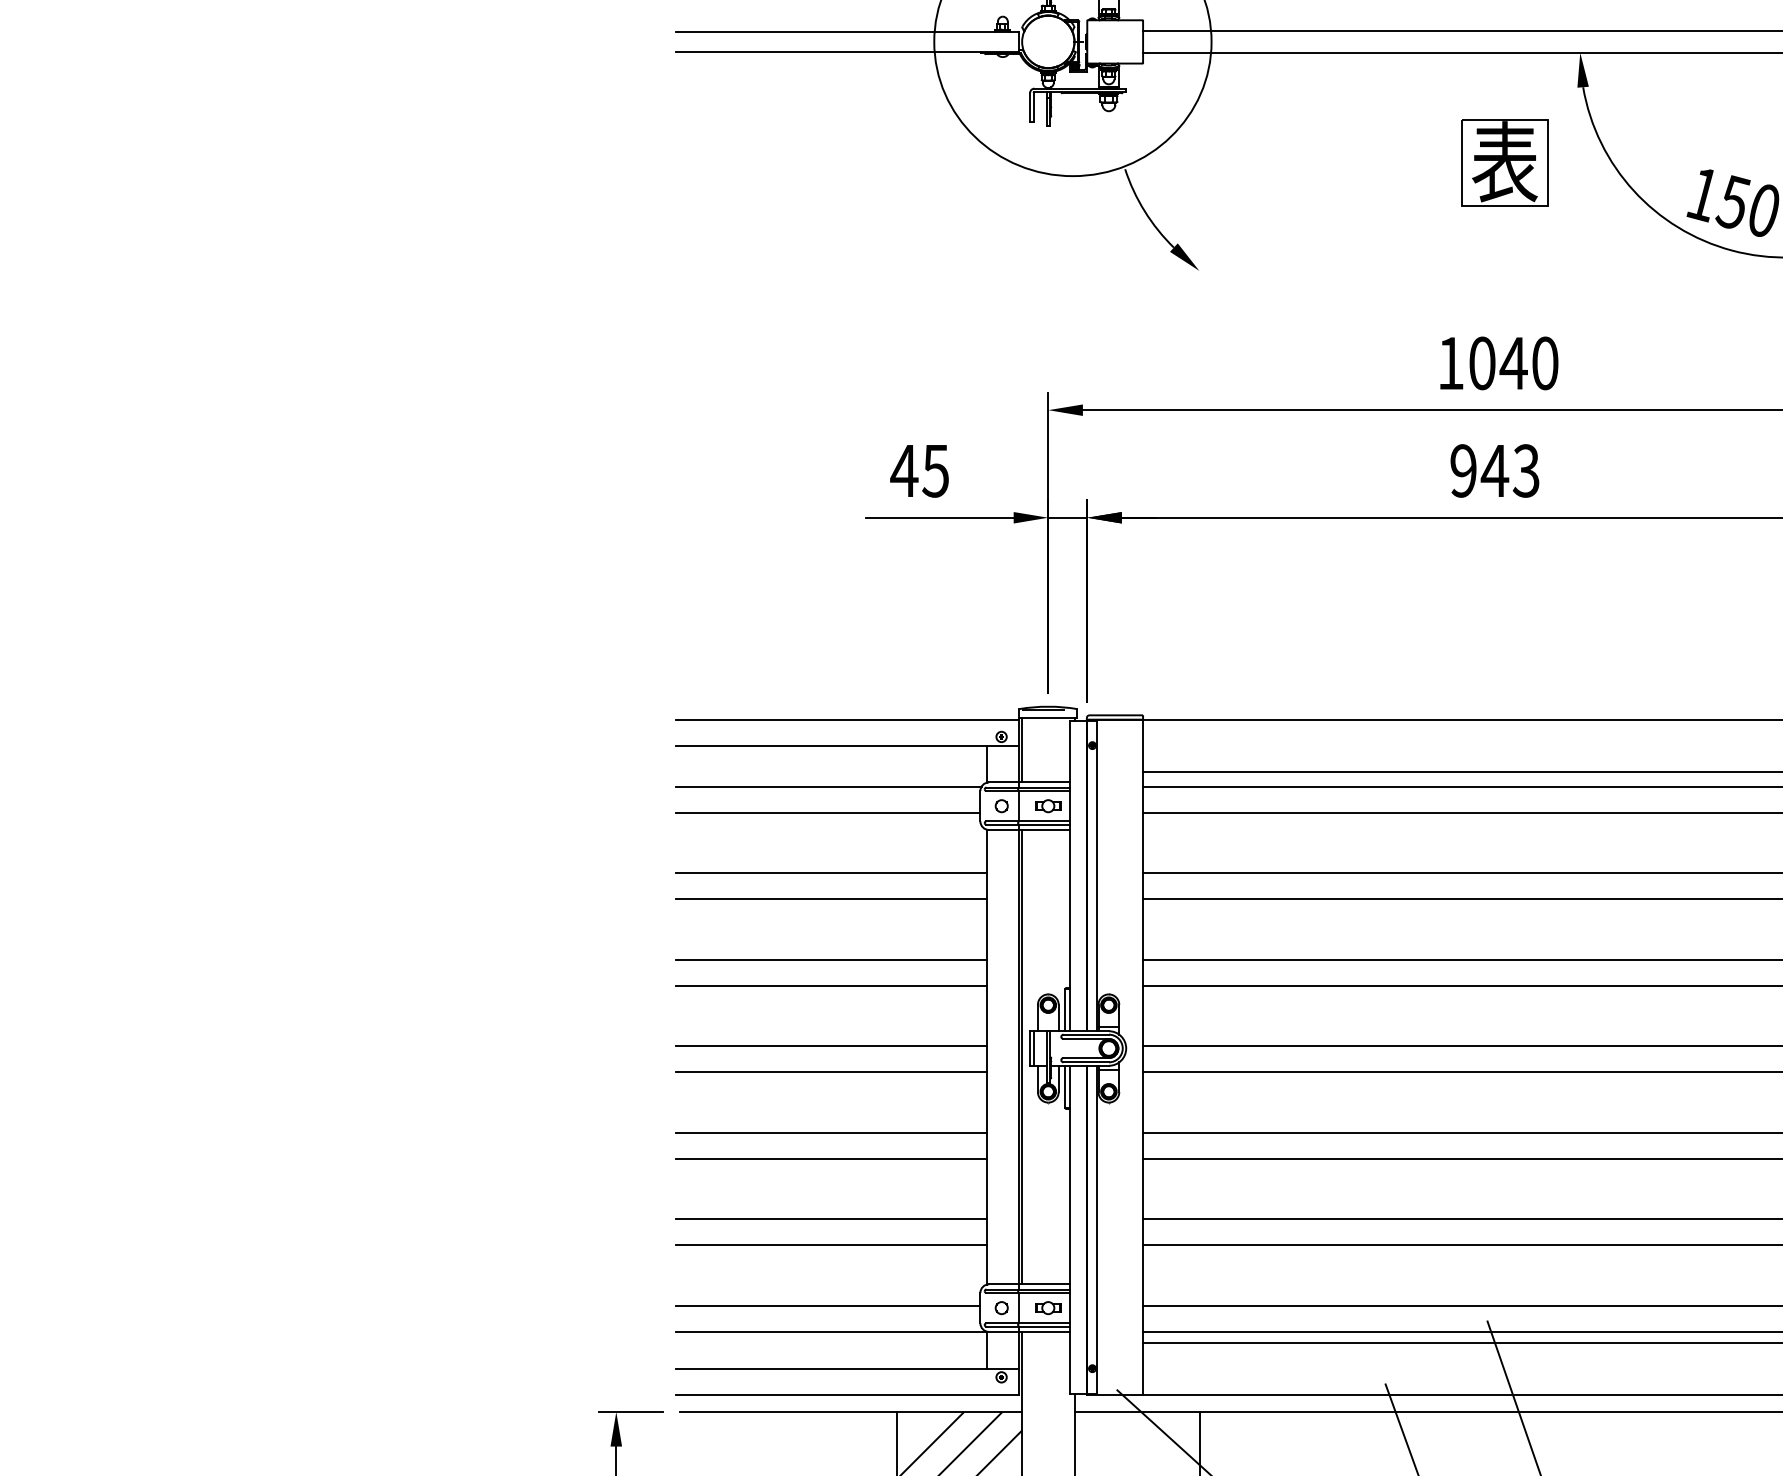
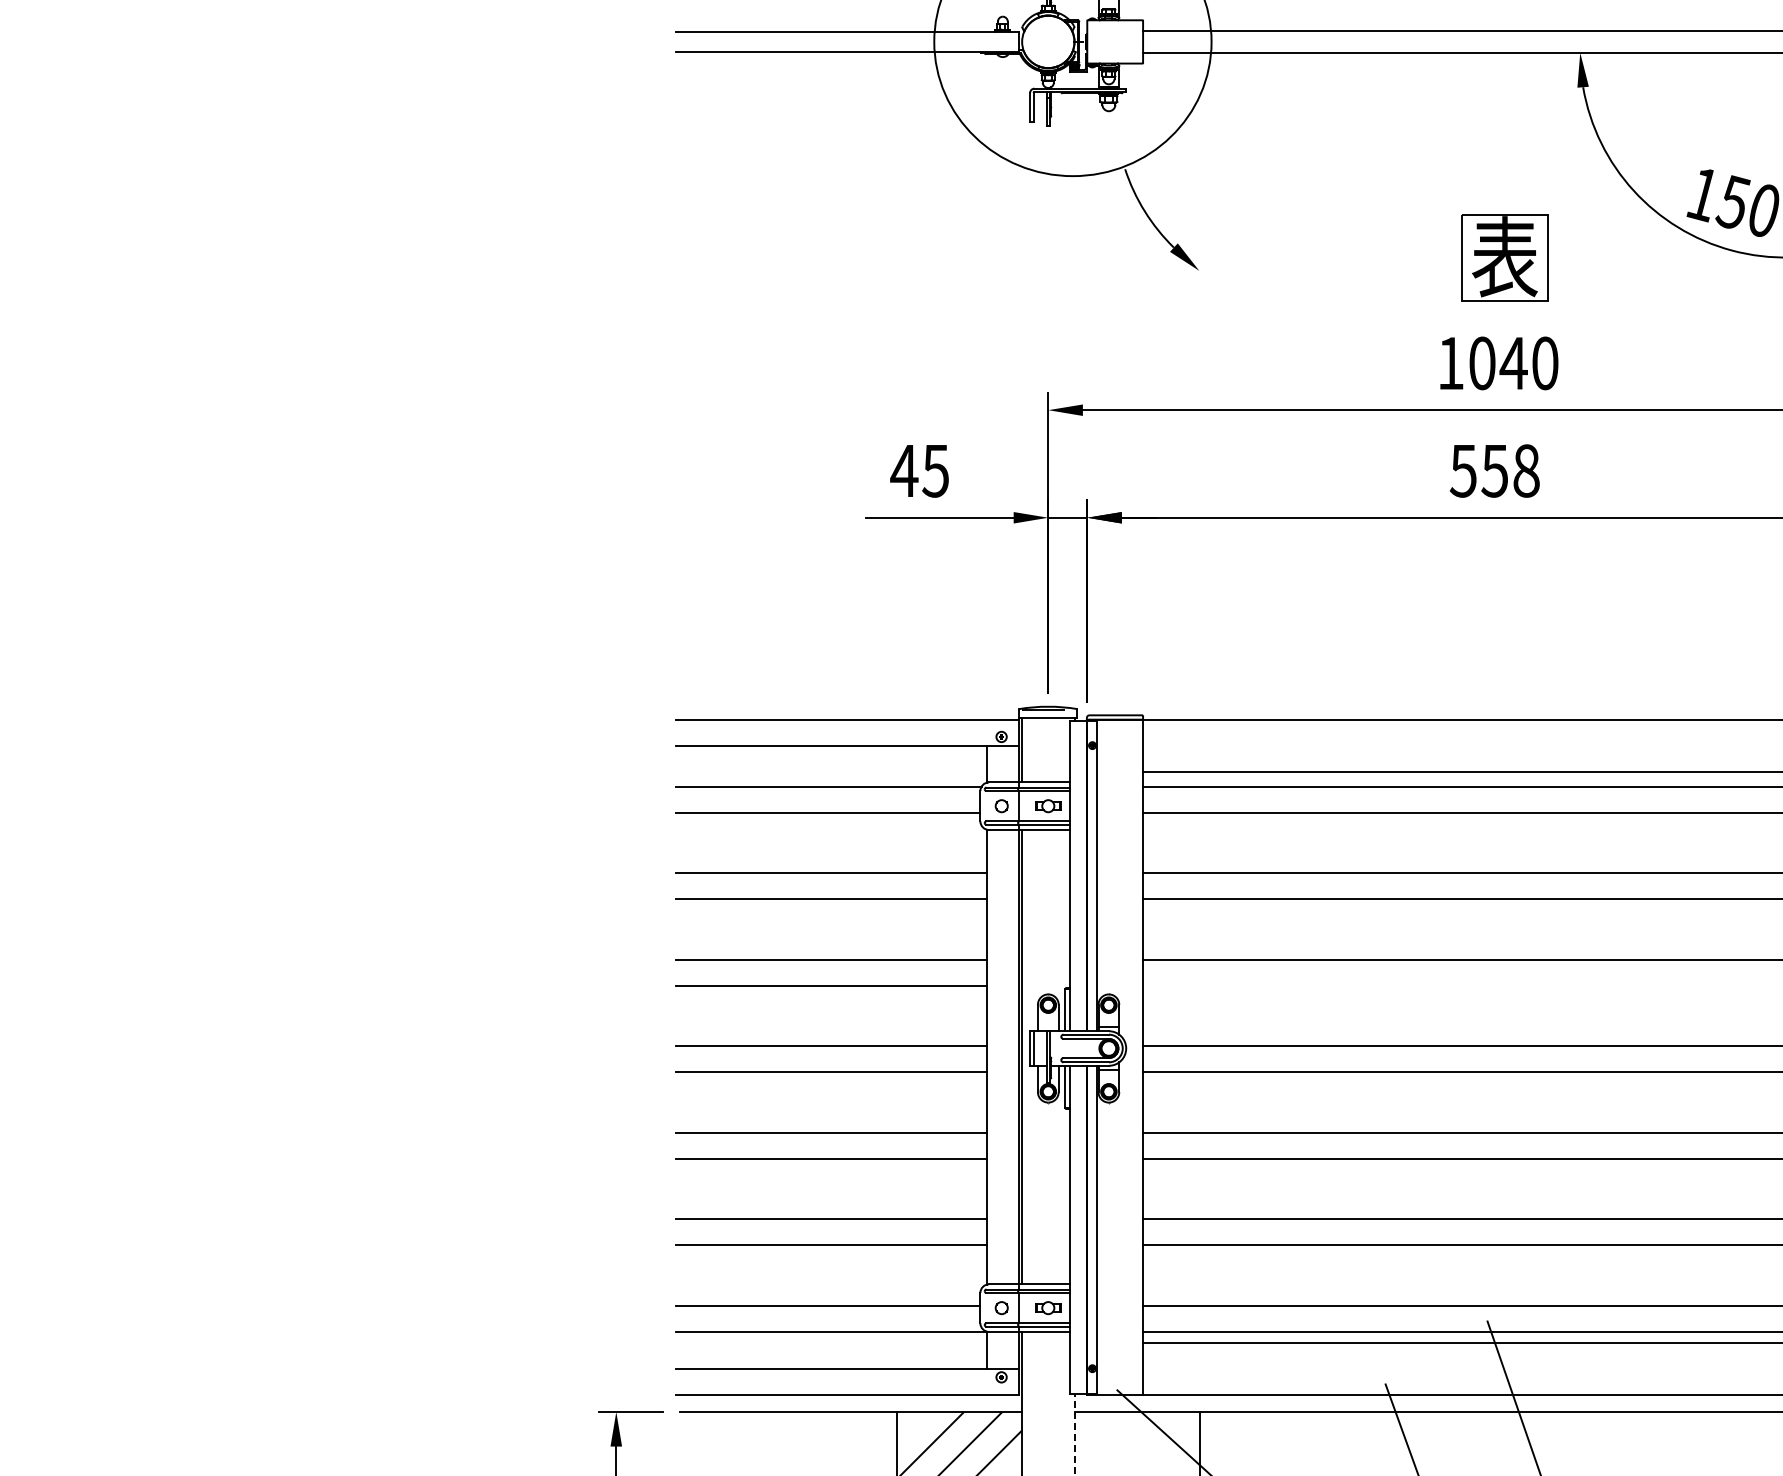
part position: (1504, 162) -> (1504, 257) (1504, 257)
text: 943 -> 558 (1494, 470)
line: present -> none (1461, 985)
line: solid -> dashed (1074, 1434)
